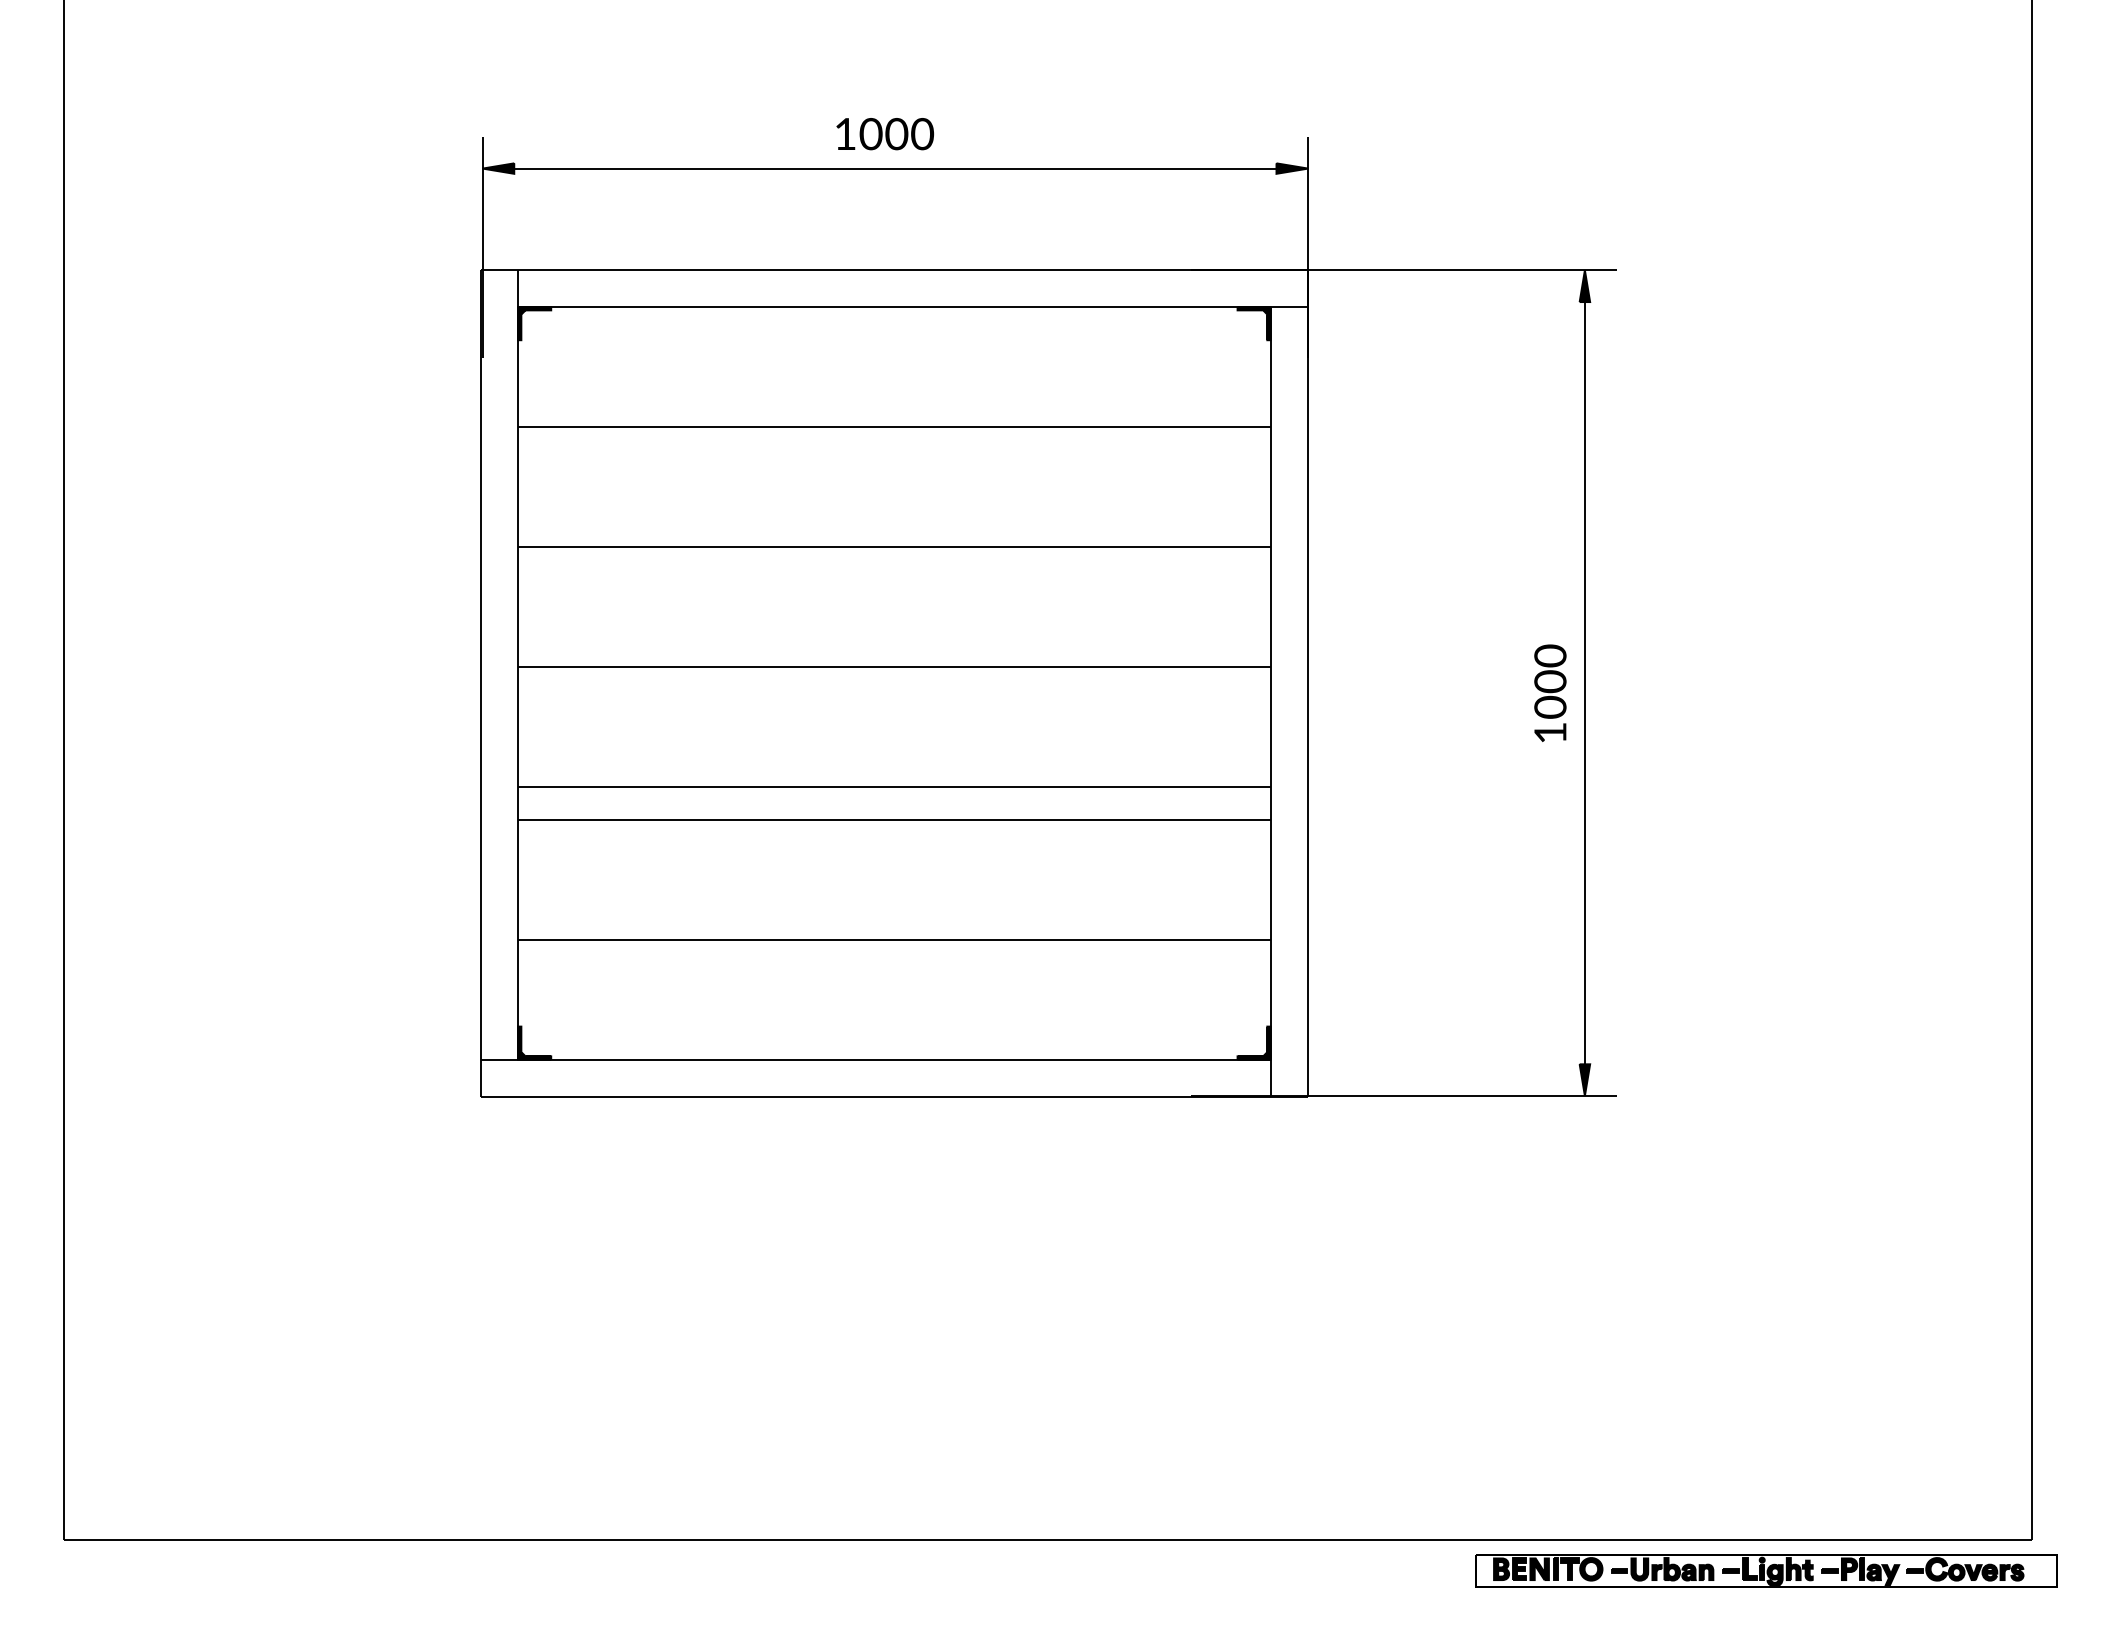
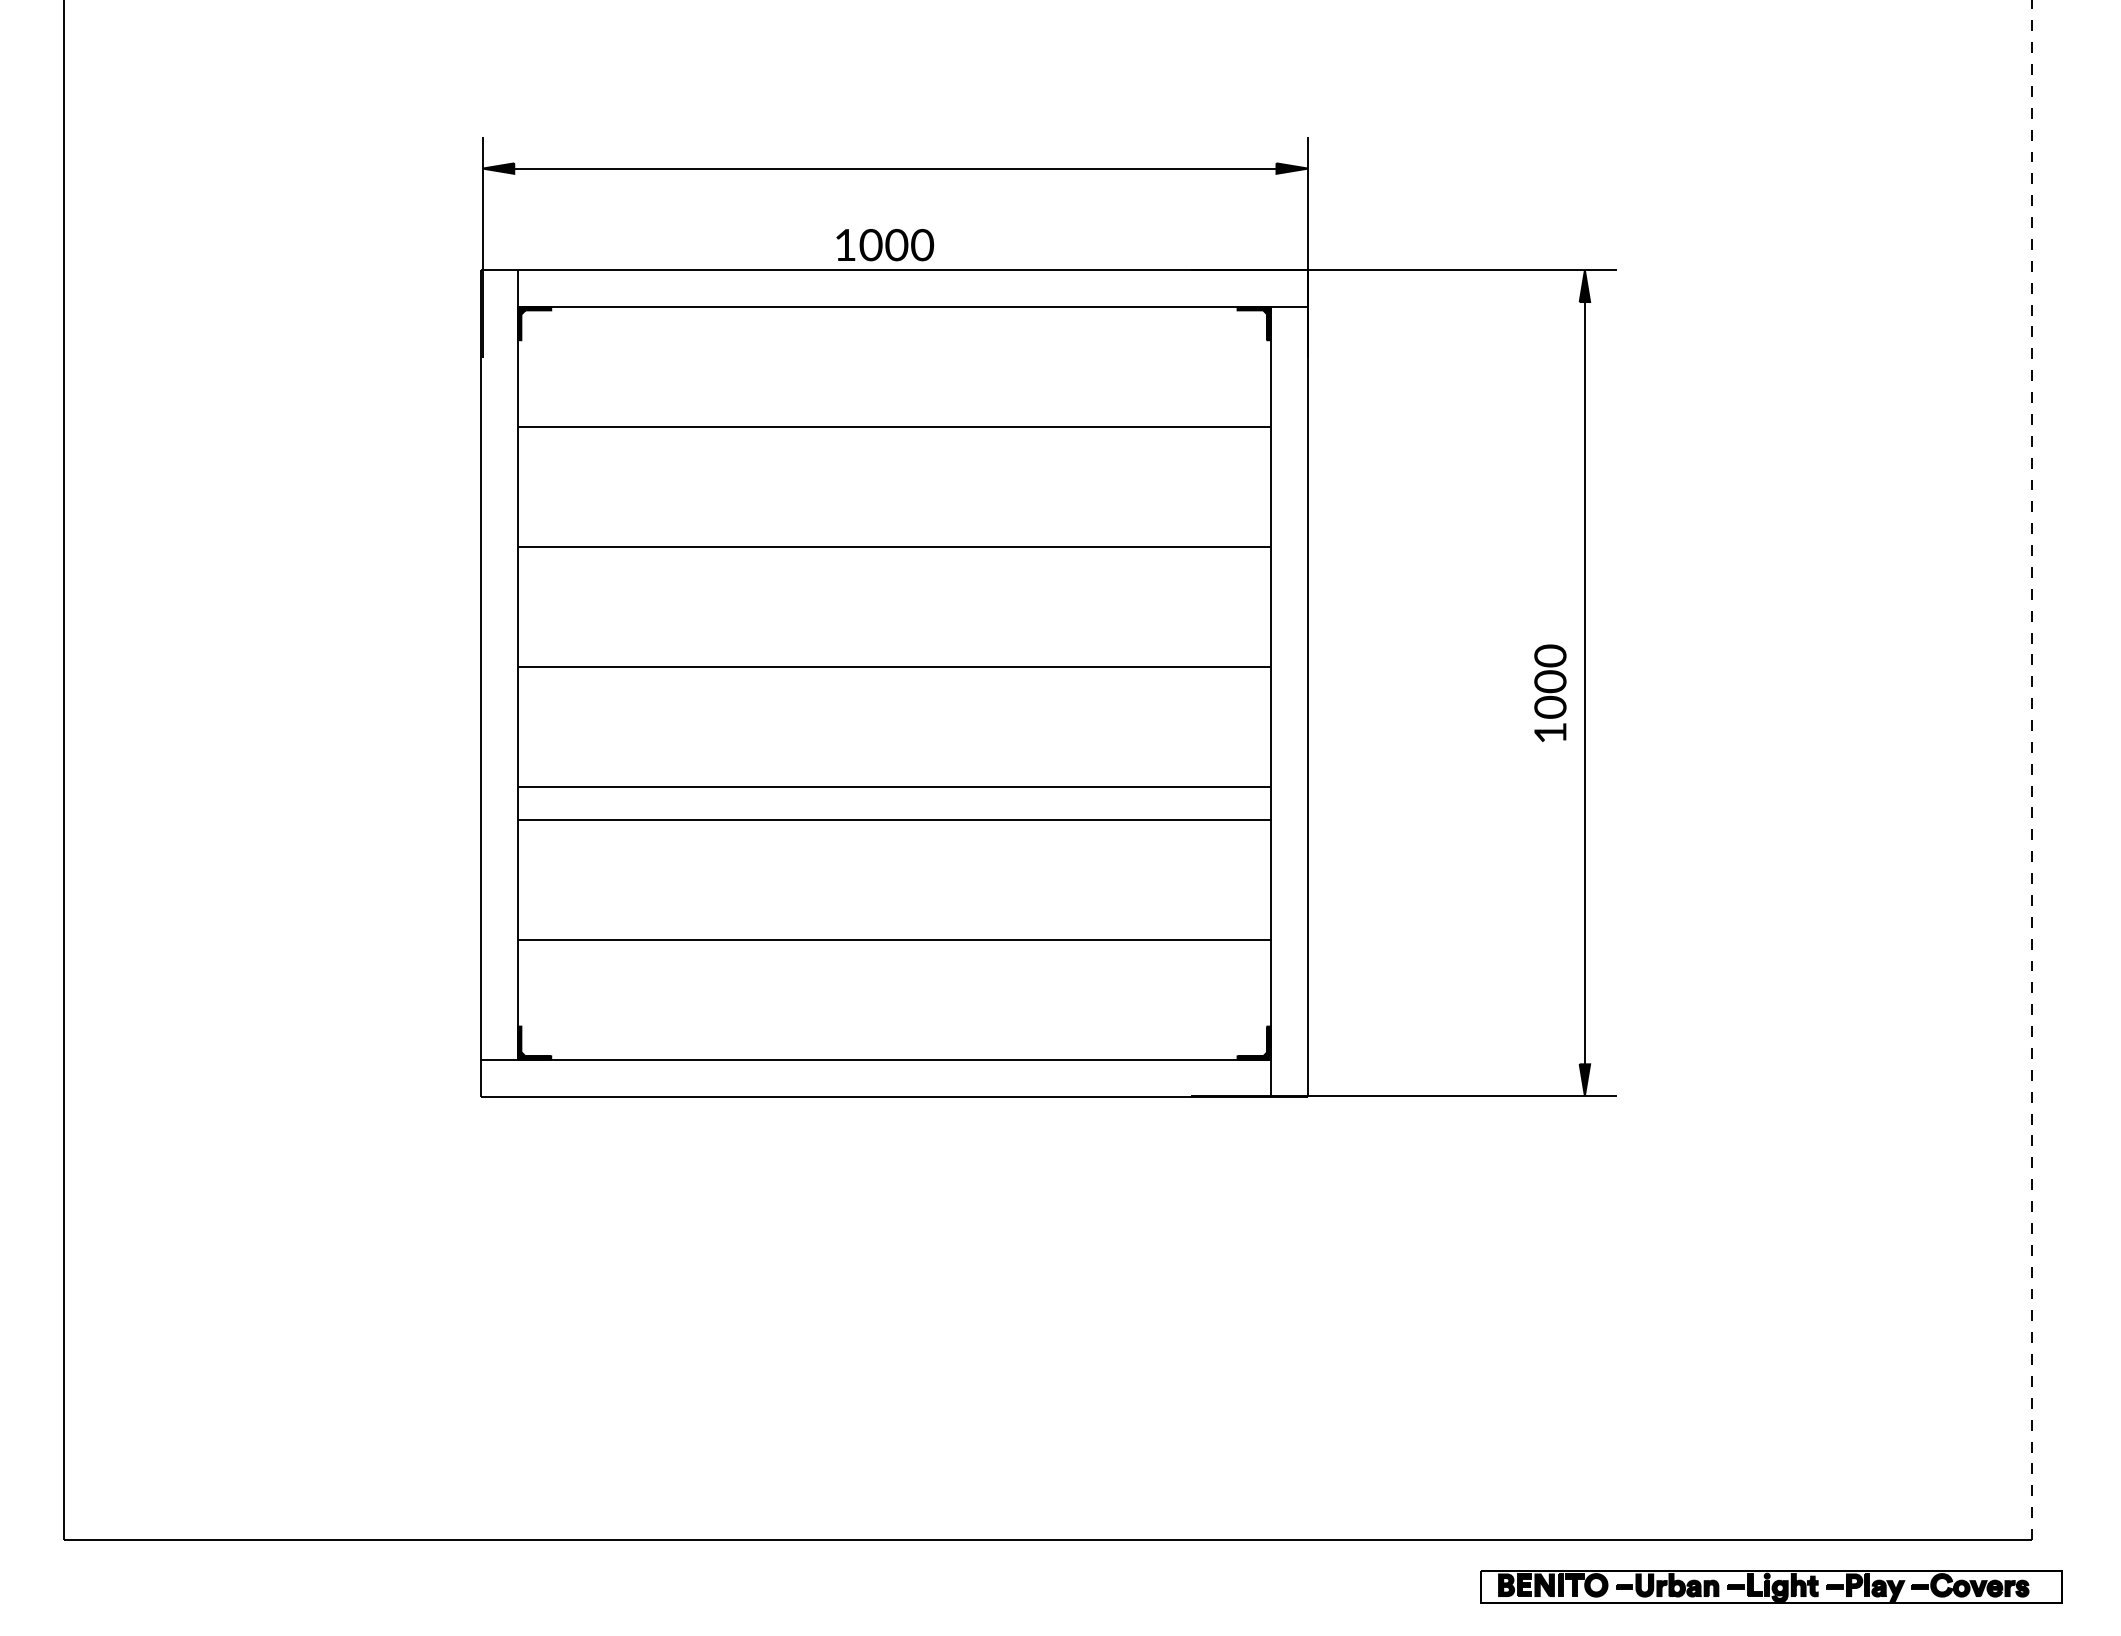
text position: (884, 134) -> (884, 245) (884, 245)
line: solid -> dashed (2031, 770)
part position: (1766, 1570) -> (1771, 1586) (1771, 1586)
